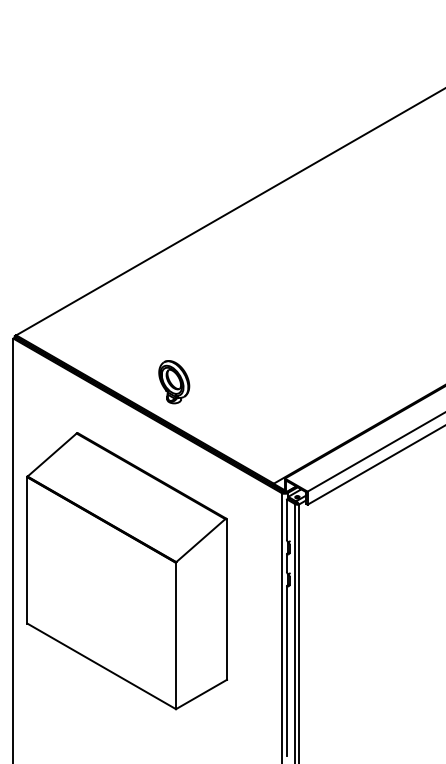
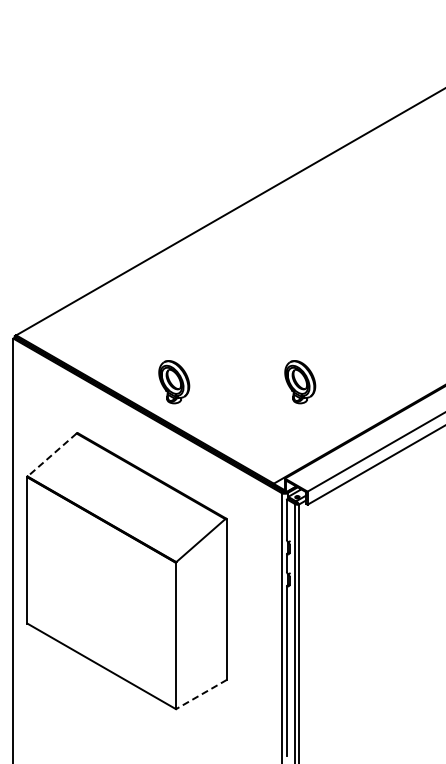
part: none -> present (300, 382)
line: solid -> dashed (52, 455)
line: solid -> dashed (201, 694)
